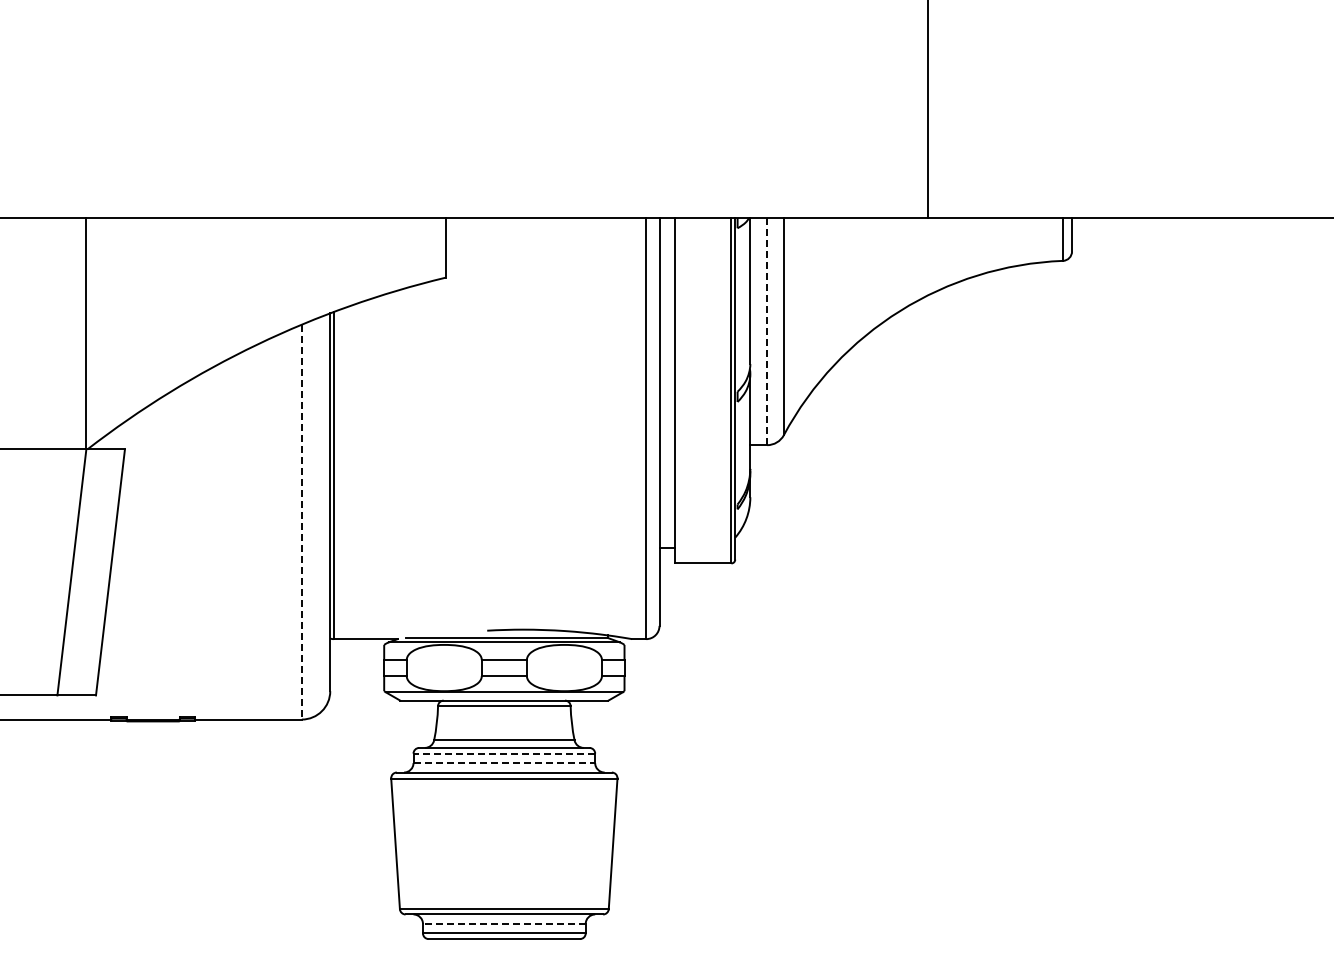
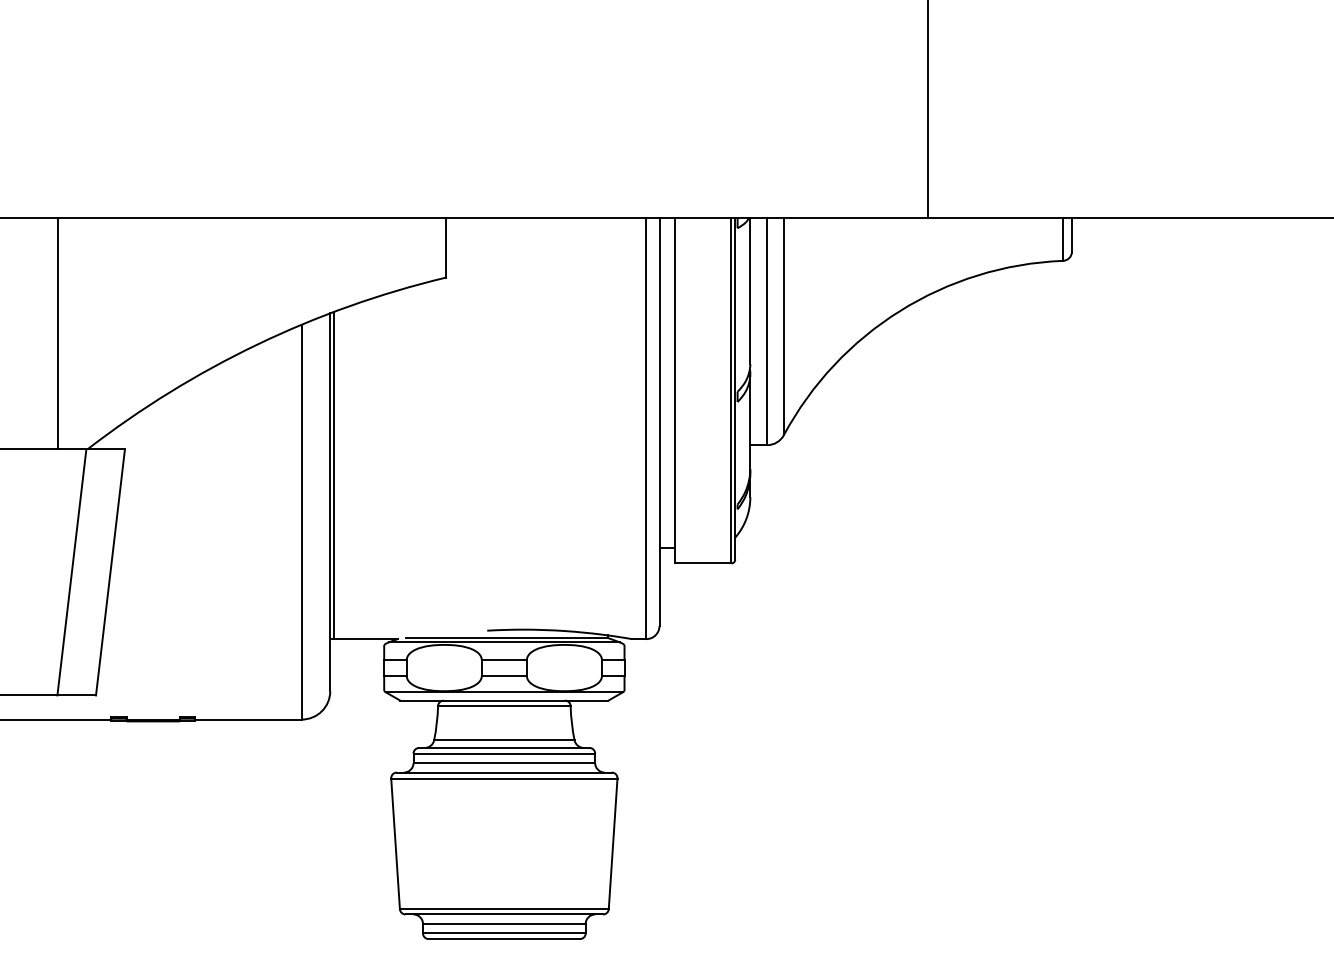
line: dashed -> solid (767, 331)
line position: (85, 333) -> (57, 333) (57, 333)
line: dashed -> solid (301, 522)
line: dashed -> solid (504, 753)
line: dashed -> solid (504, 763)
line: dashed -> solid (503, 923)
